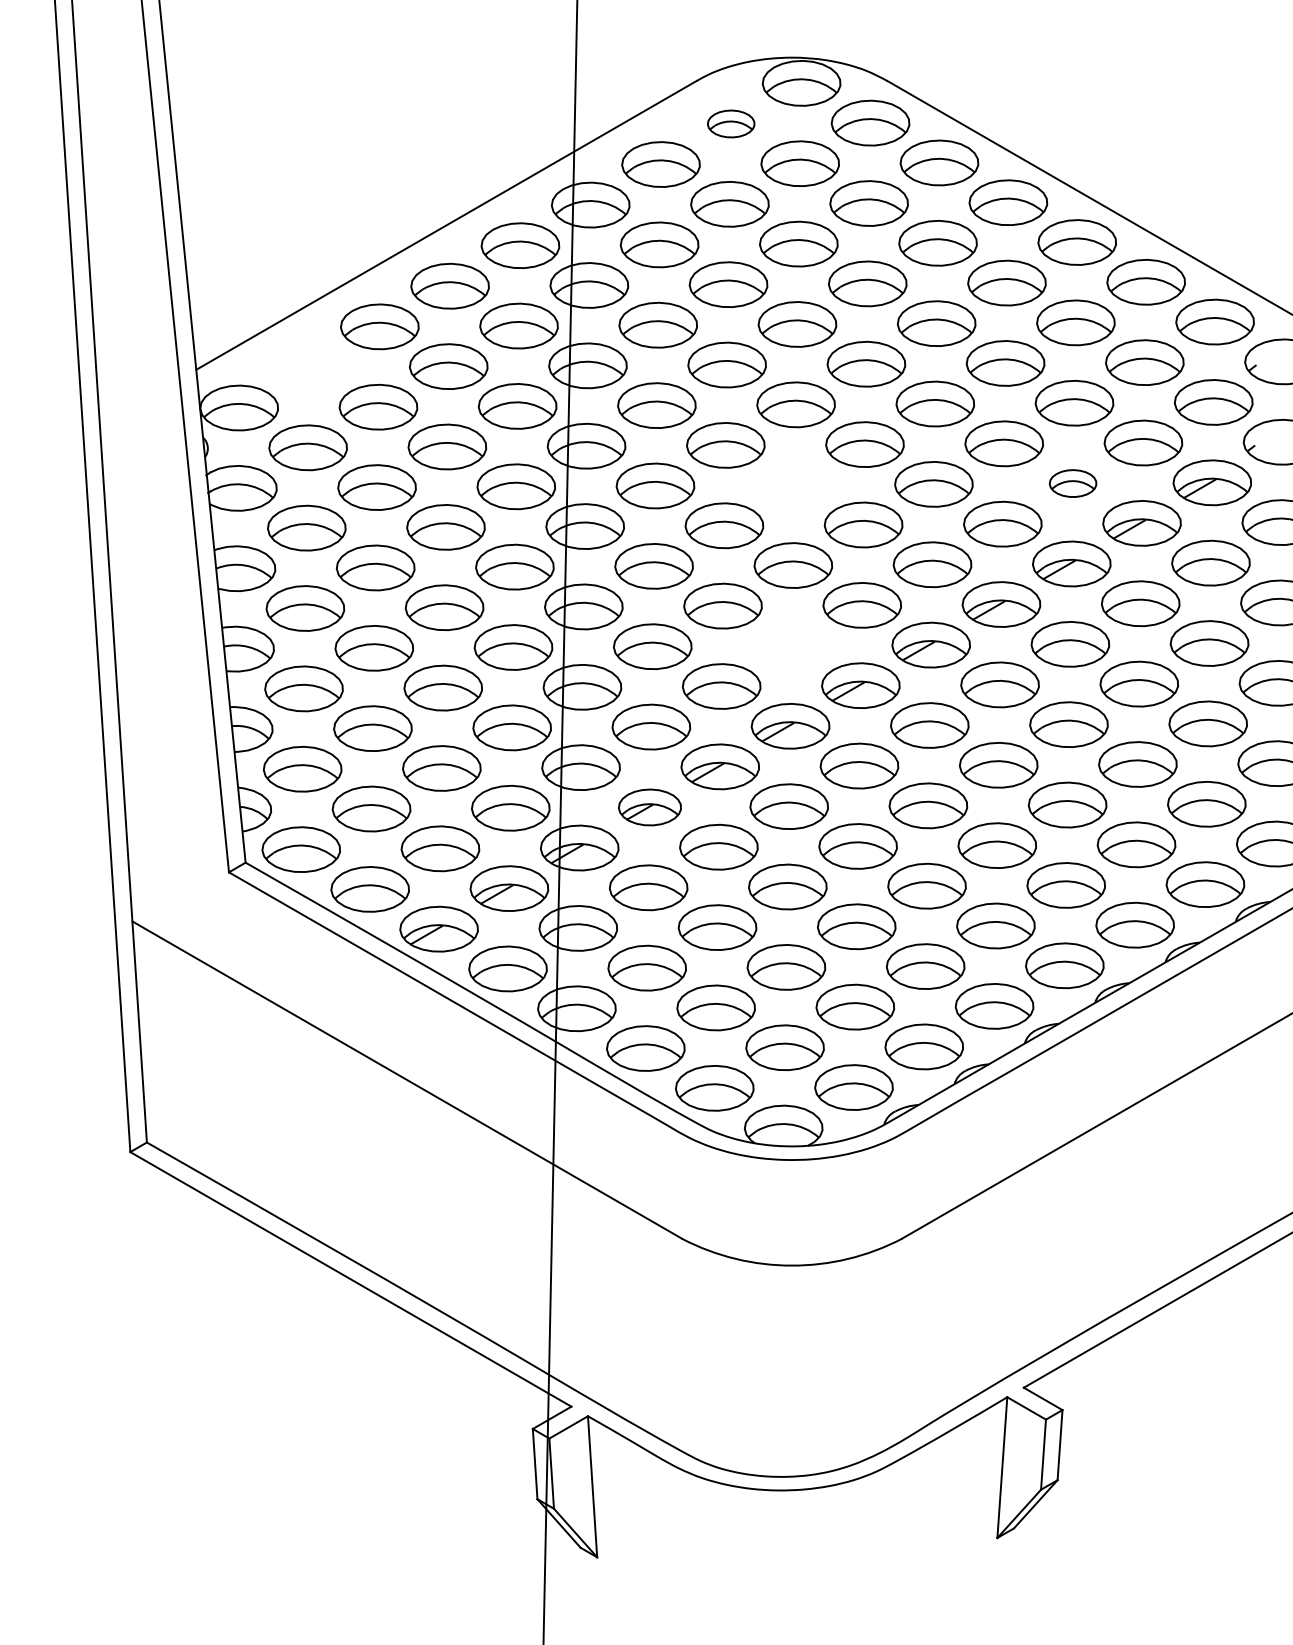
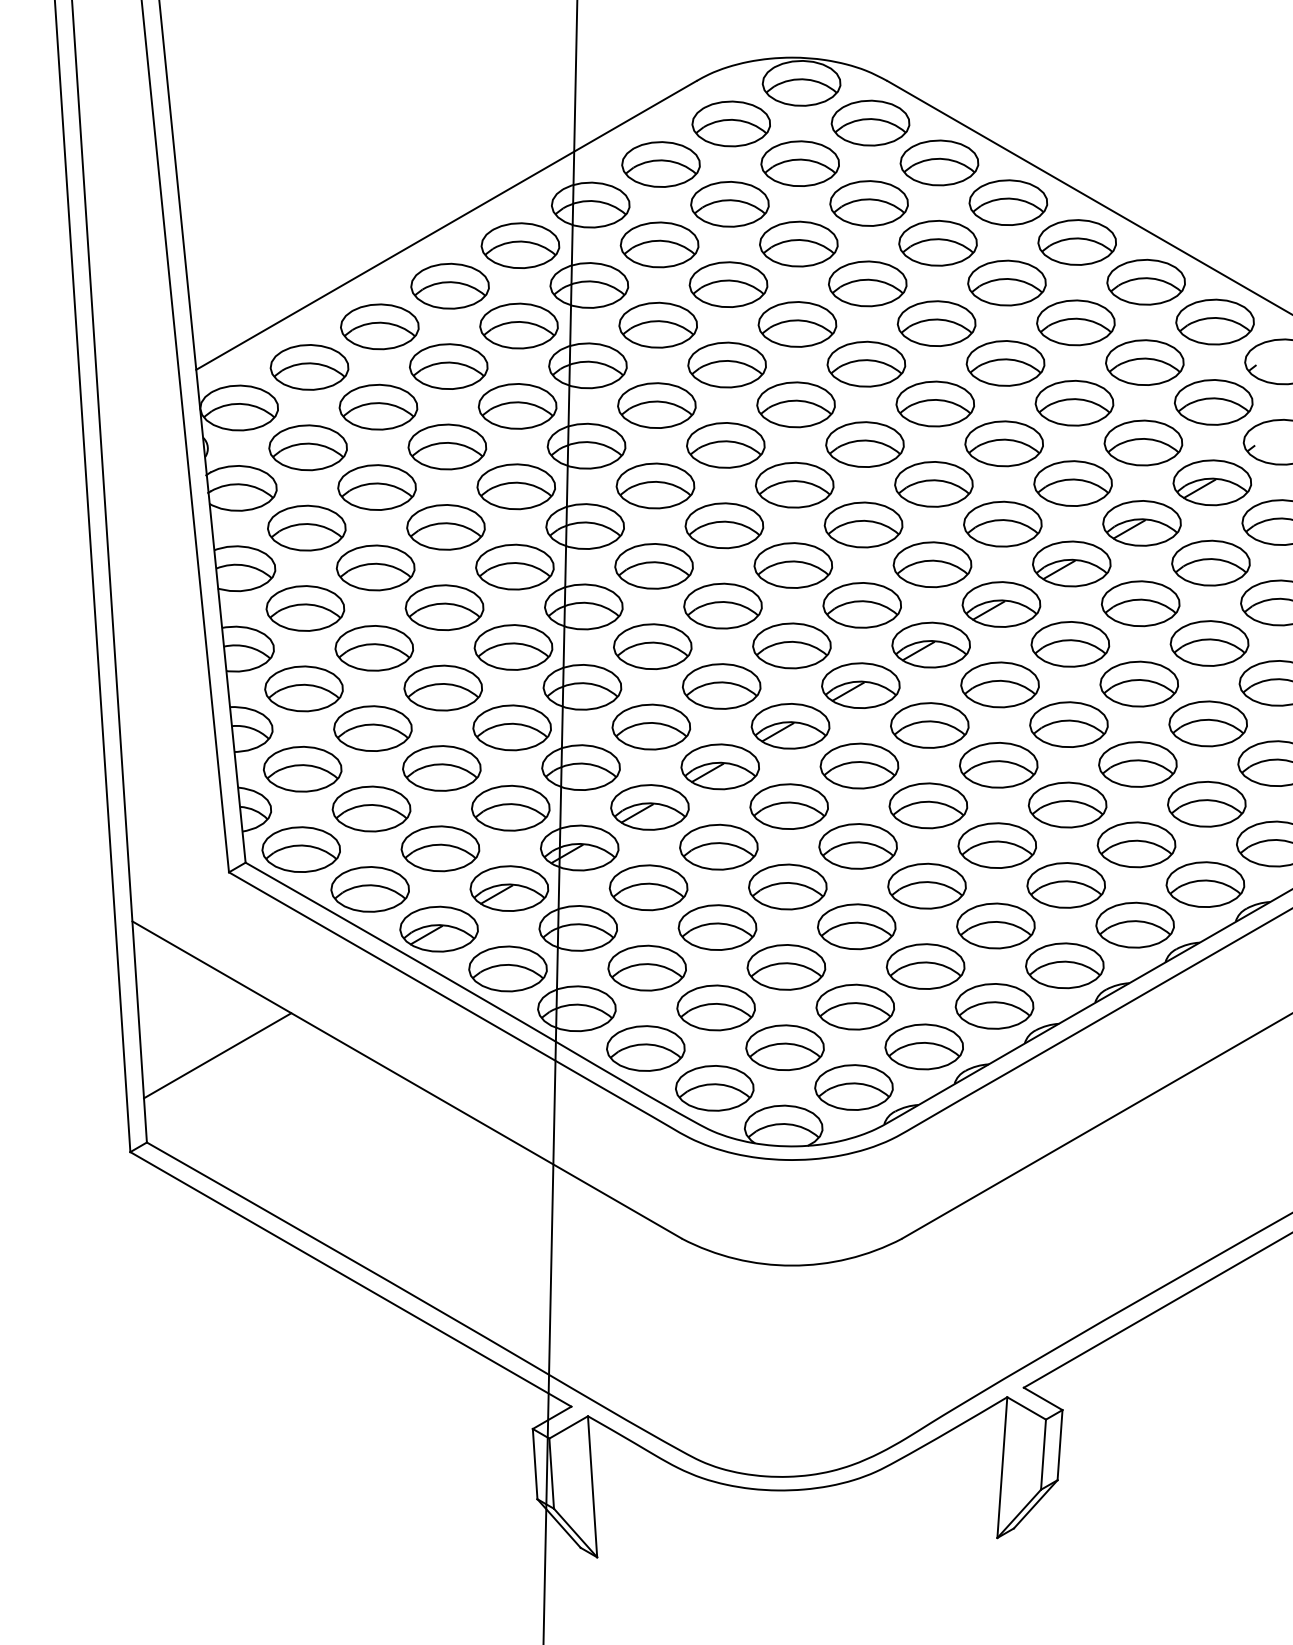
part size: 49x30 px -> 80x48 px (730, 123)
part: none -> present (309, 367)
part size: 50x29 px -> 80x47 px (1072, 483)
part: none -> present (794, 484)
part: none -> present (791, 645)
part size: 64x39 px -> 80x47 px (649, 807)
line: none -> present (217, 1055)
